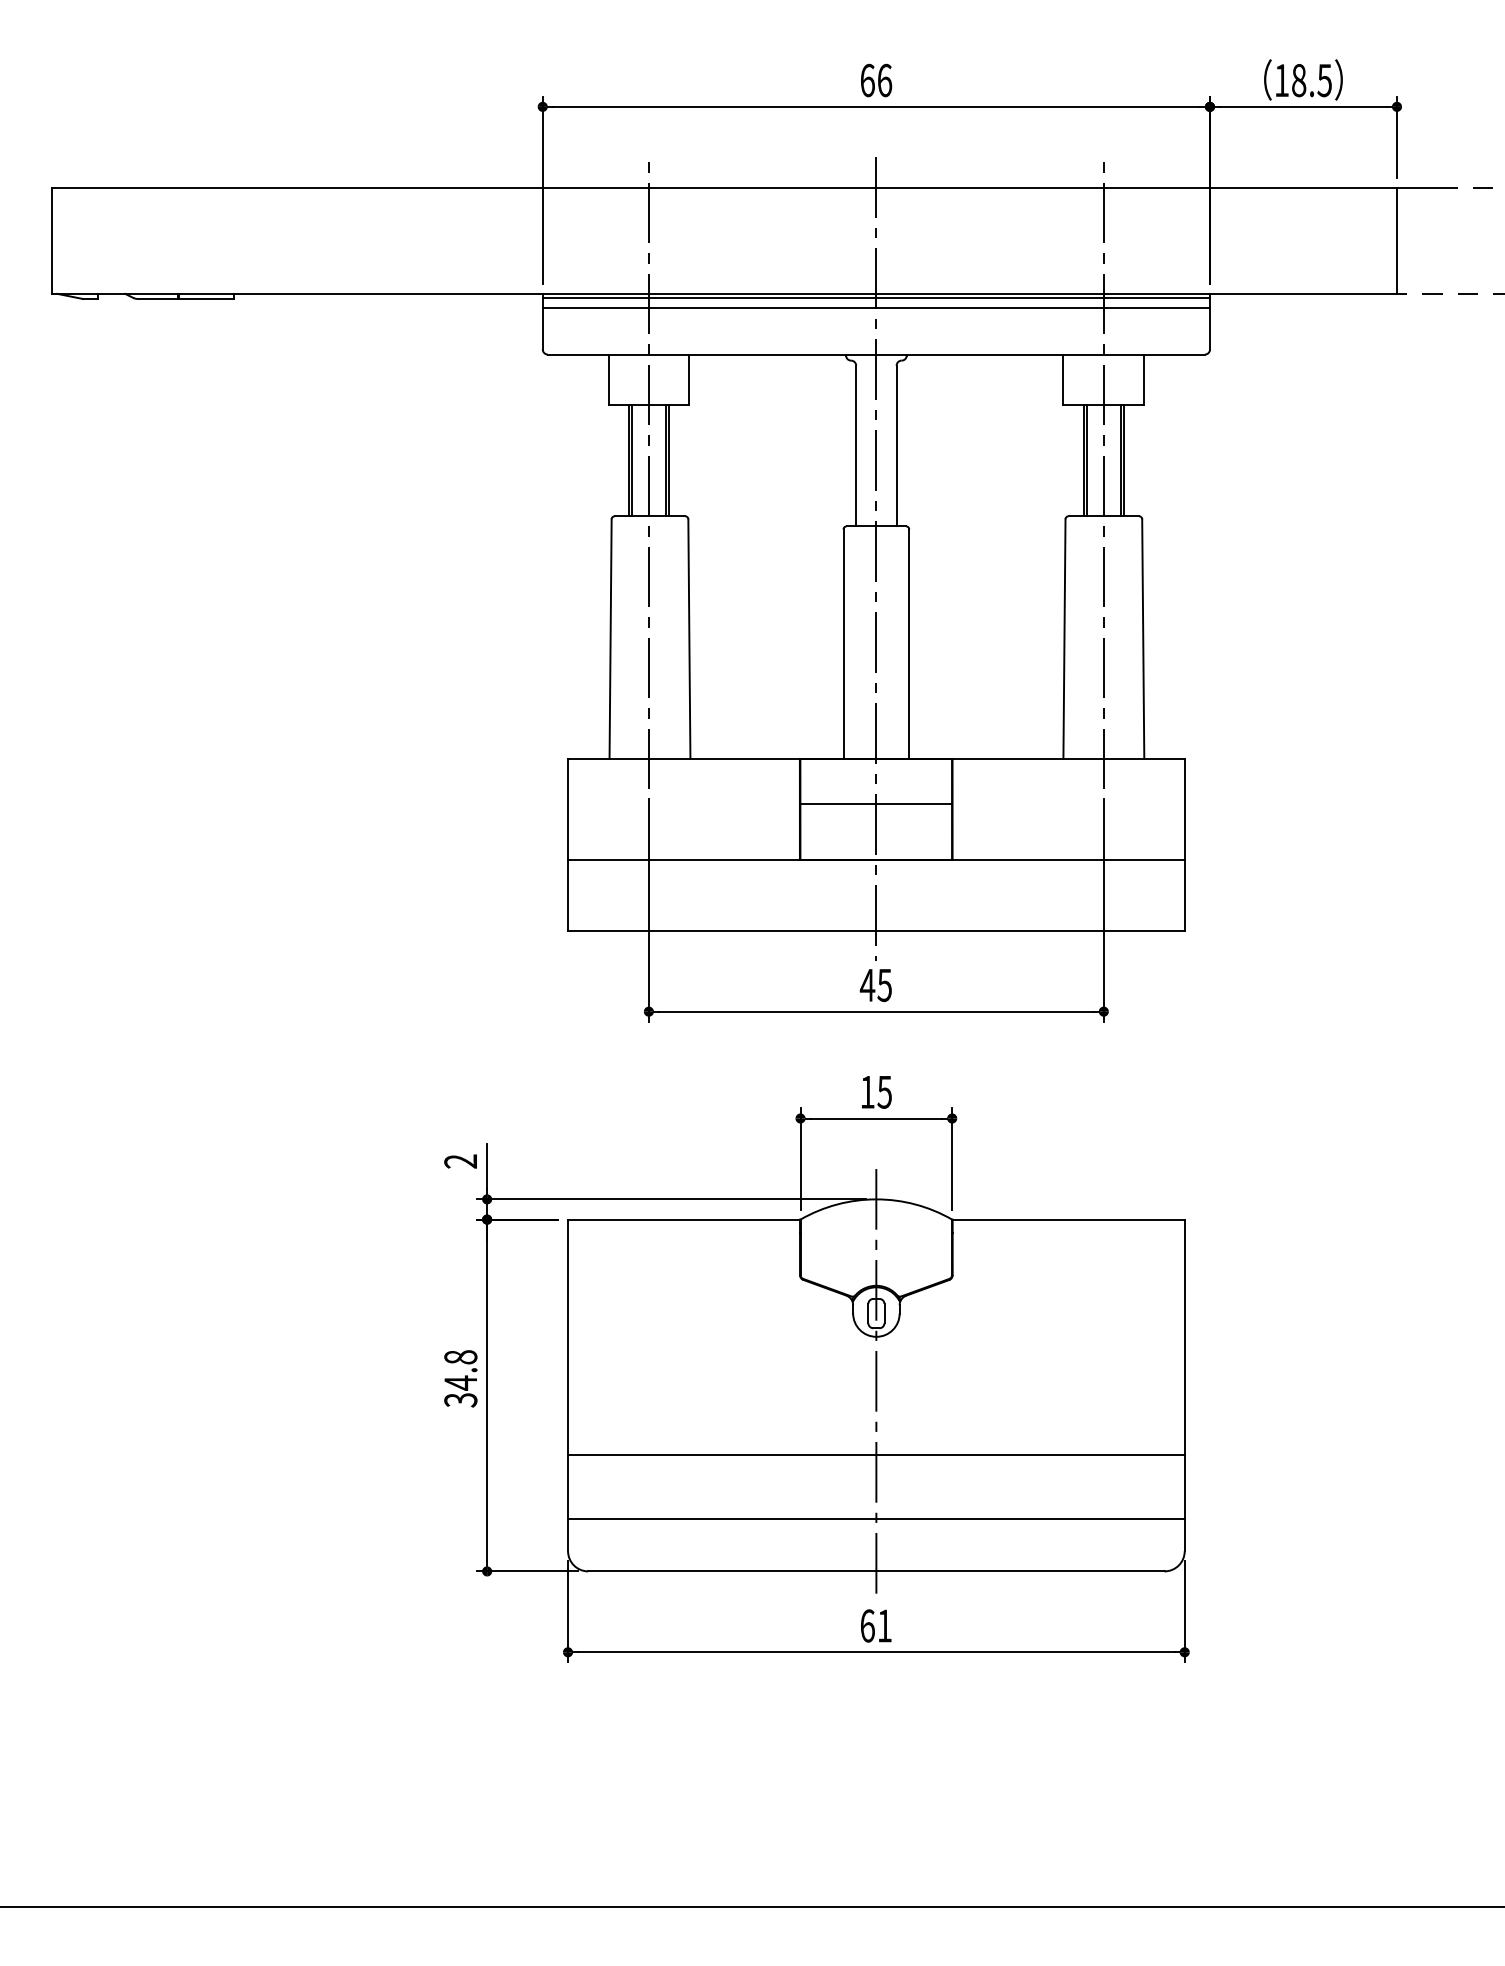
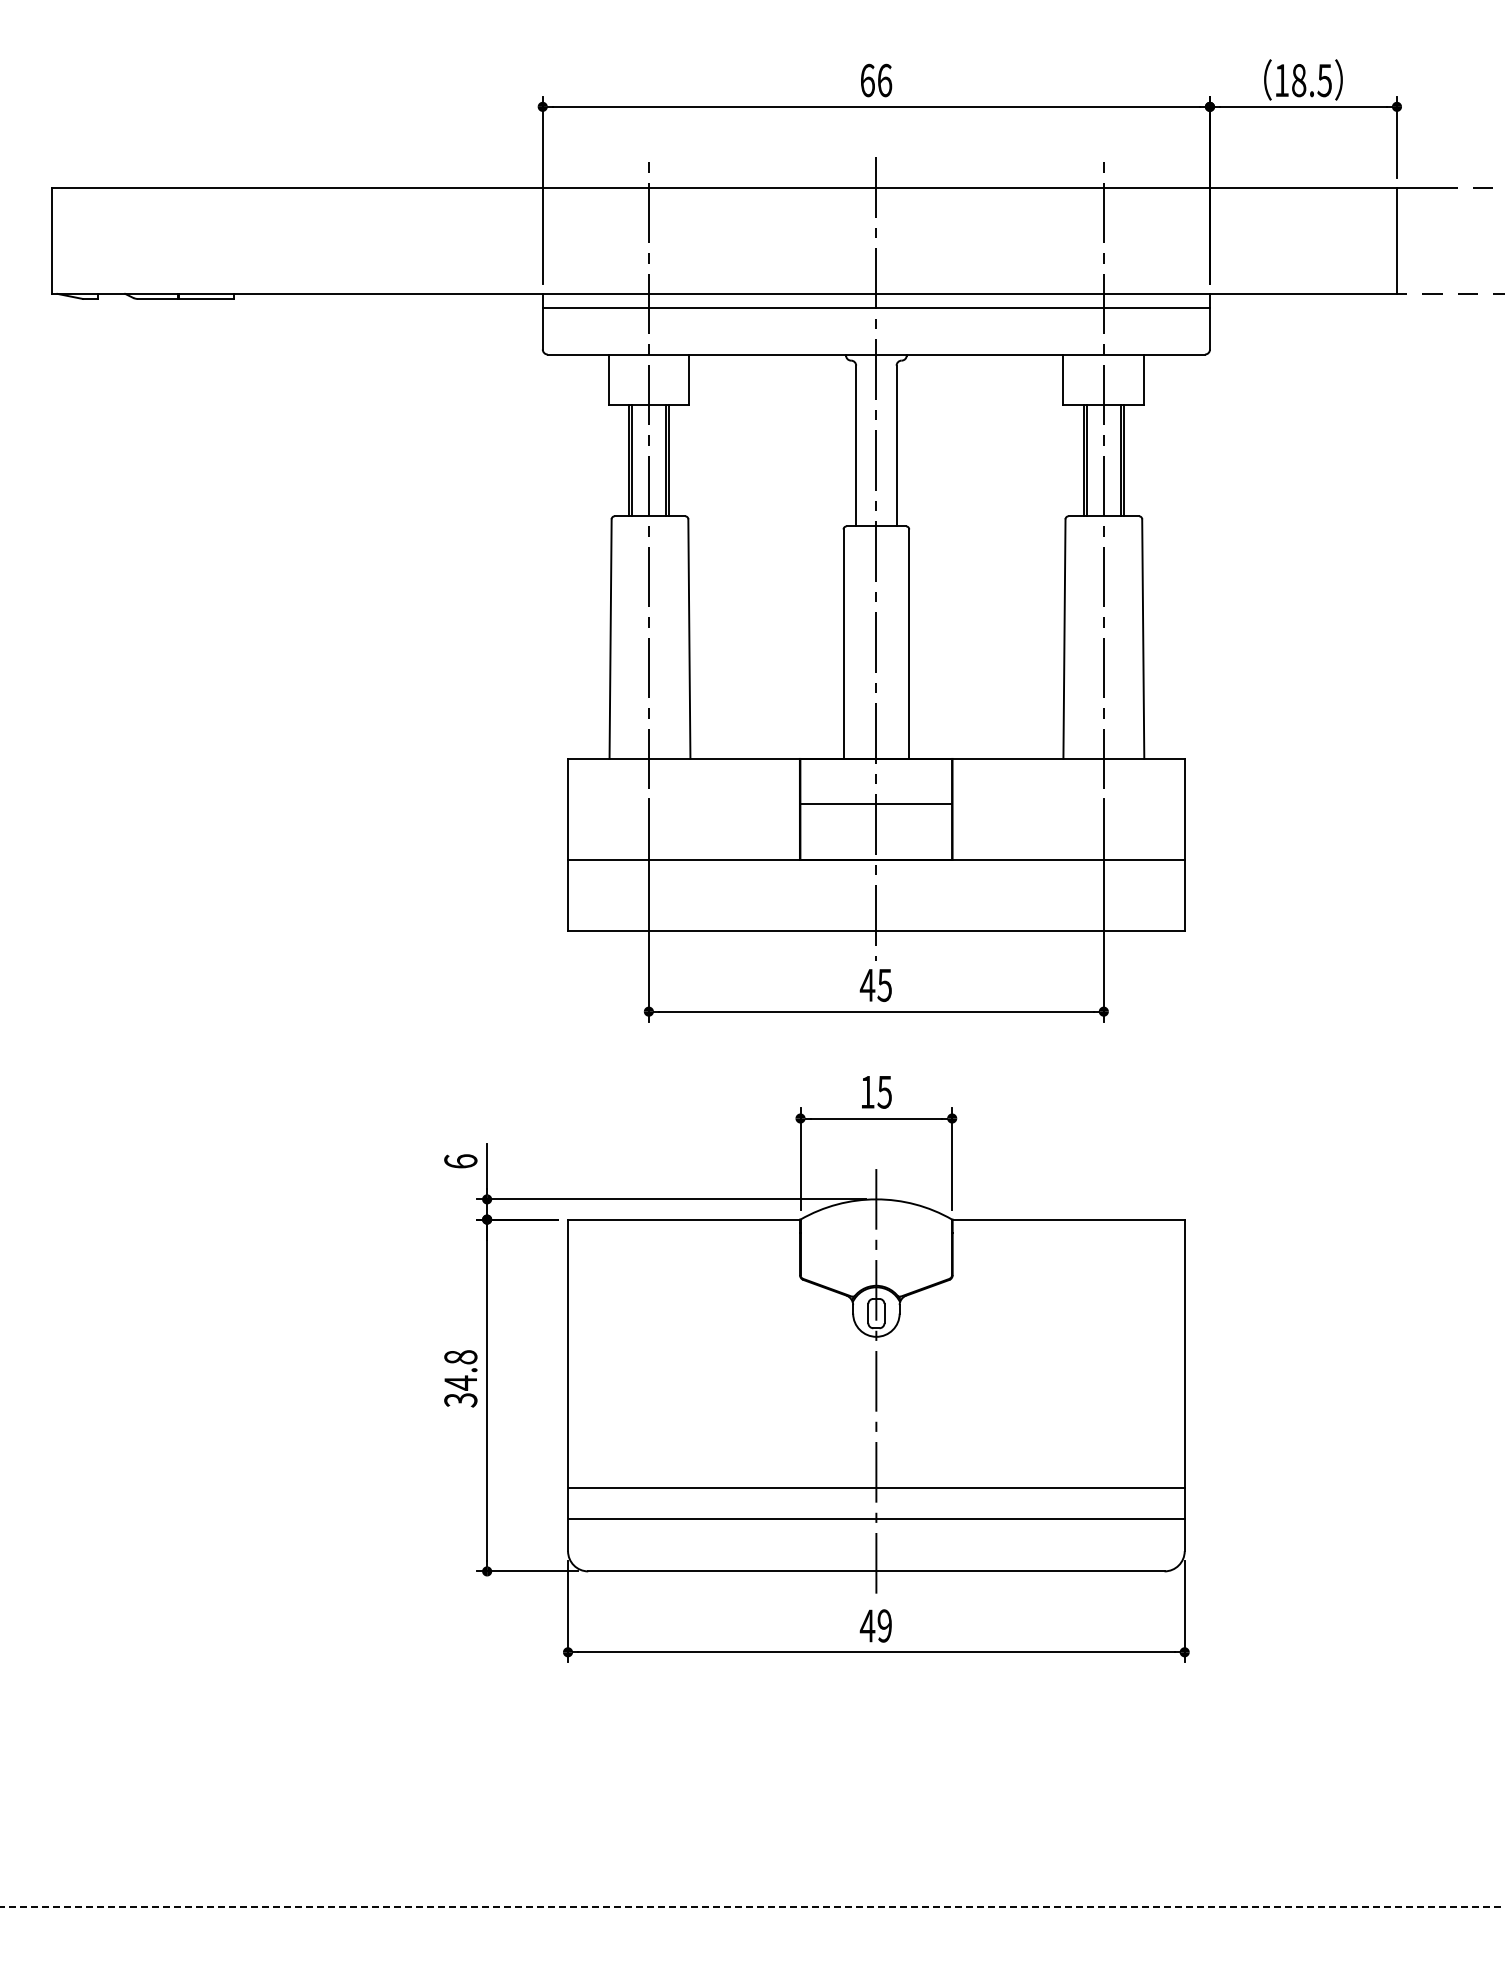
line: present -> none (876, 297)
text: 2 -> 6 (460, 1161)
line position: (876, 1455) -> (876, 1488) (876, 1488)
text: 61 -> 49 (875, 1625)
line: solid -> dashed (752, 1907)
